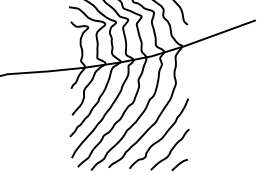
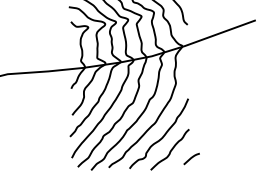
curve position: (179, 164) -> (191, 158) (191, 158)
